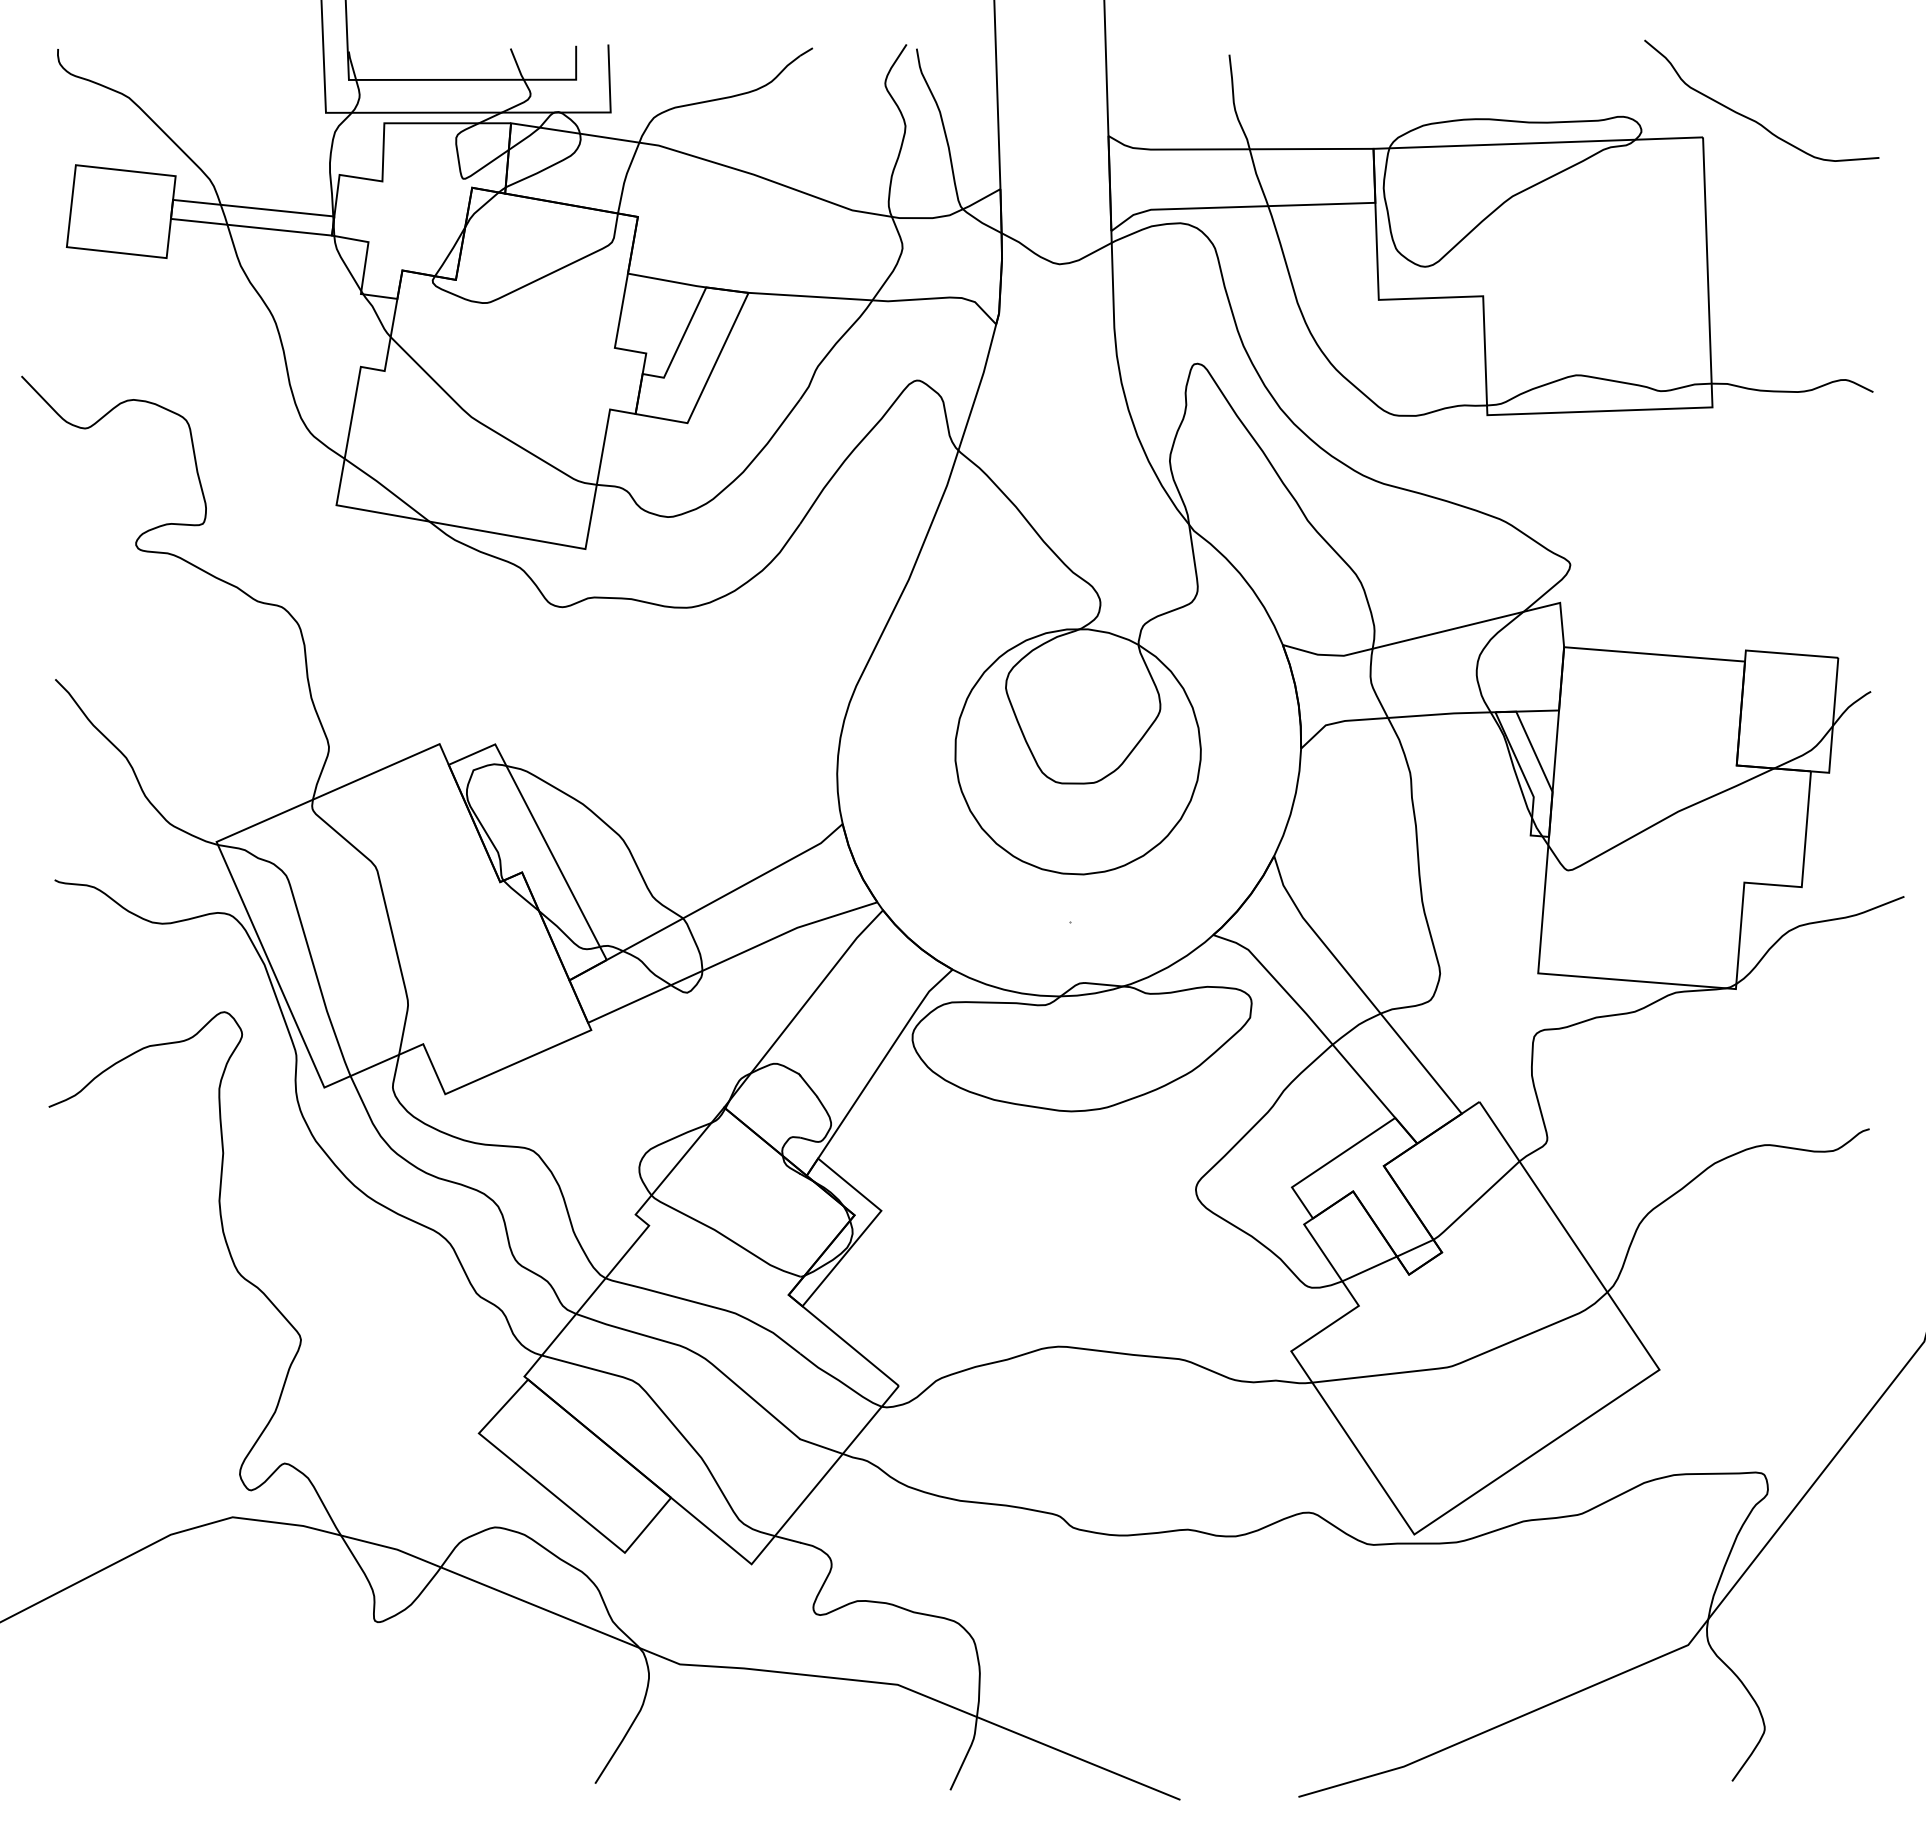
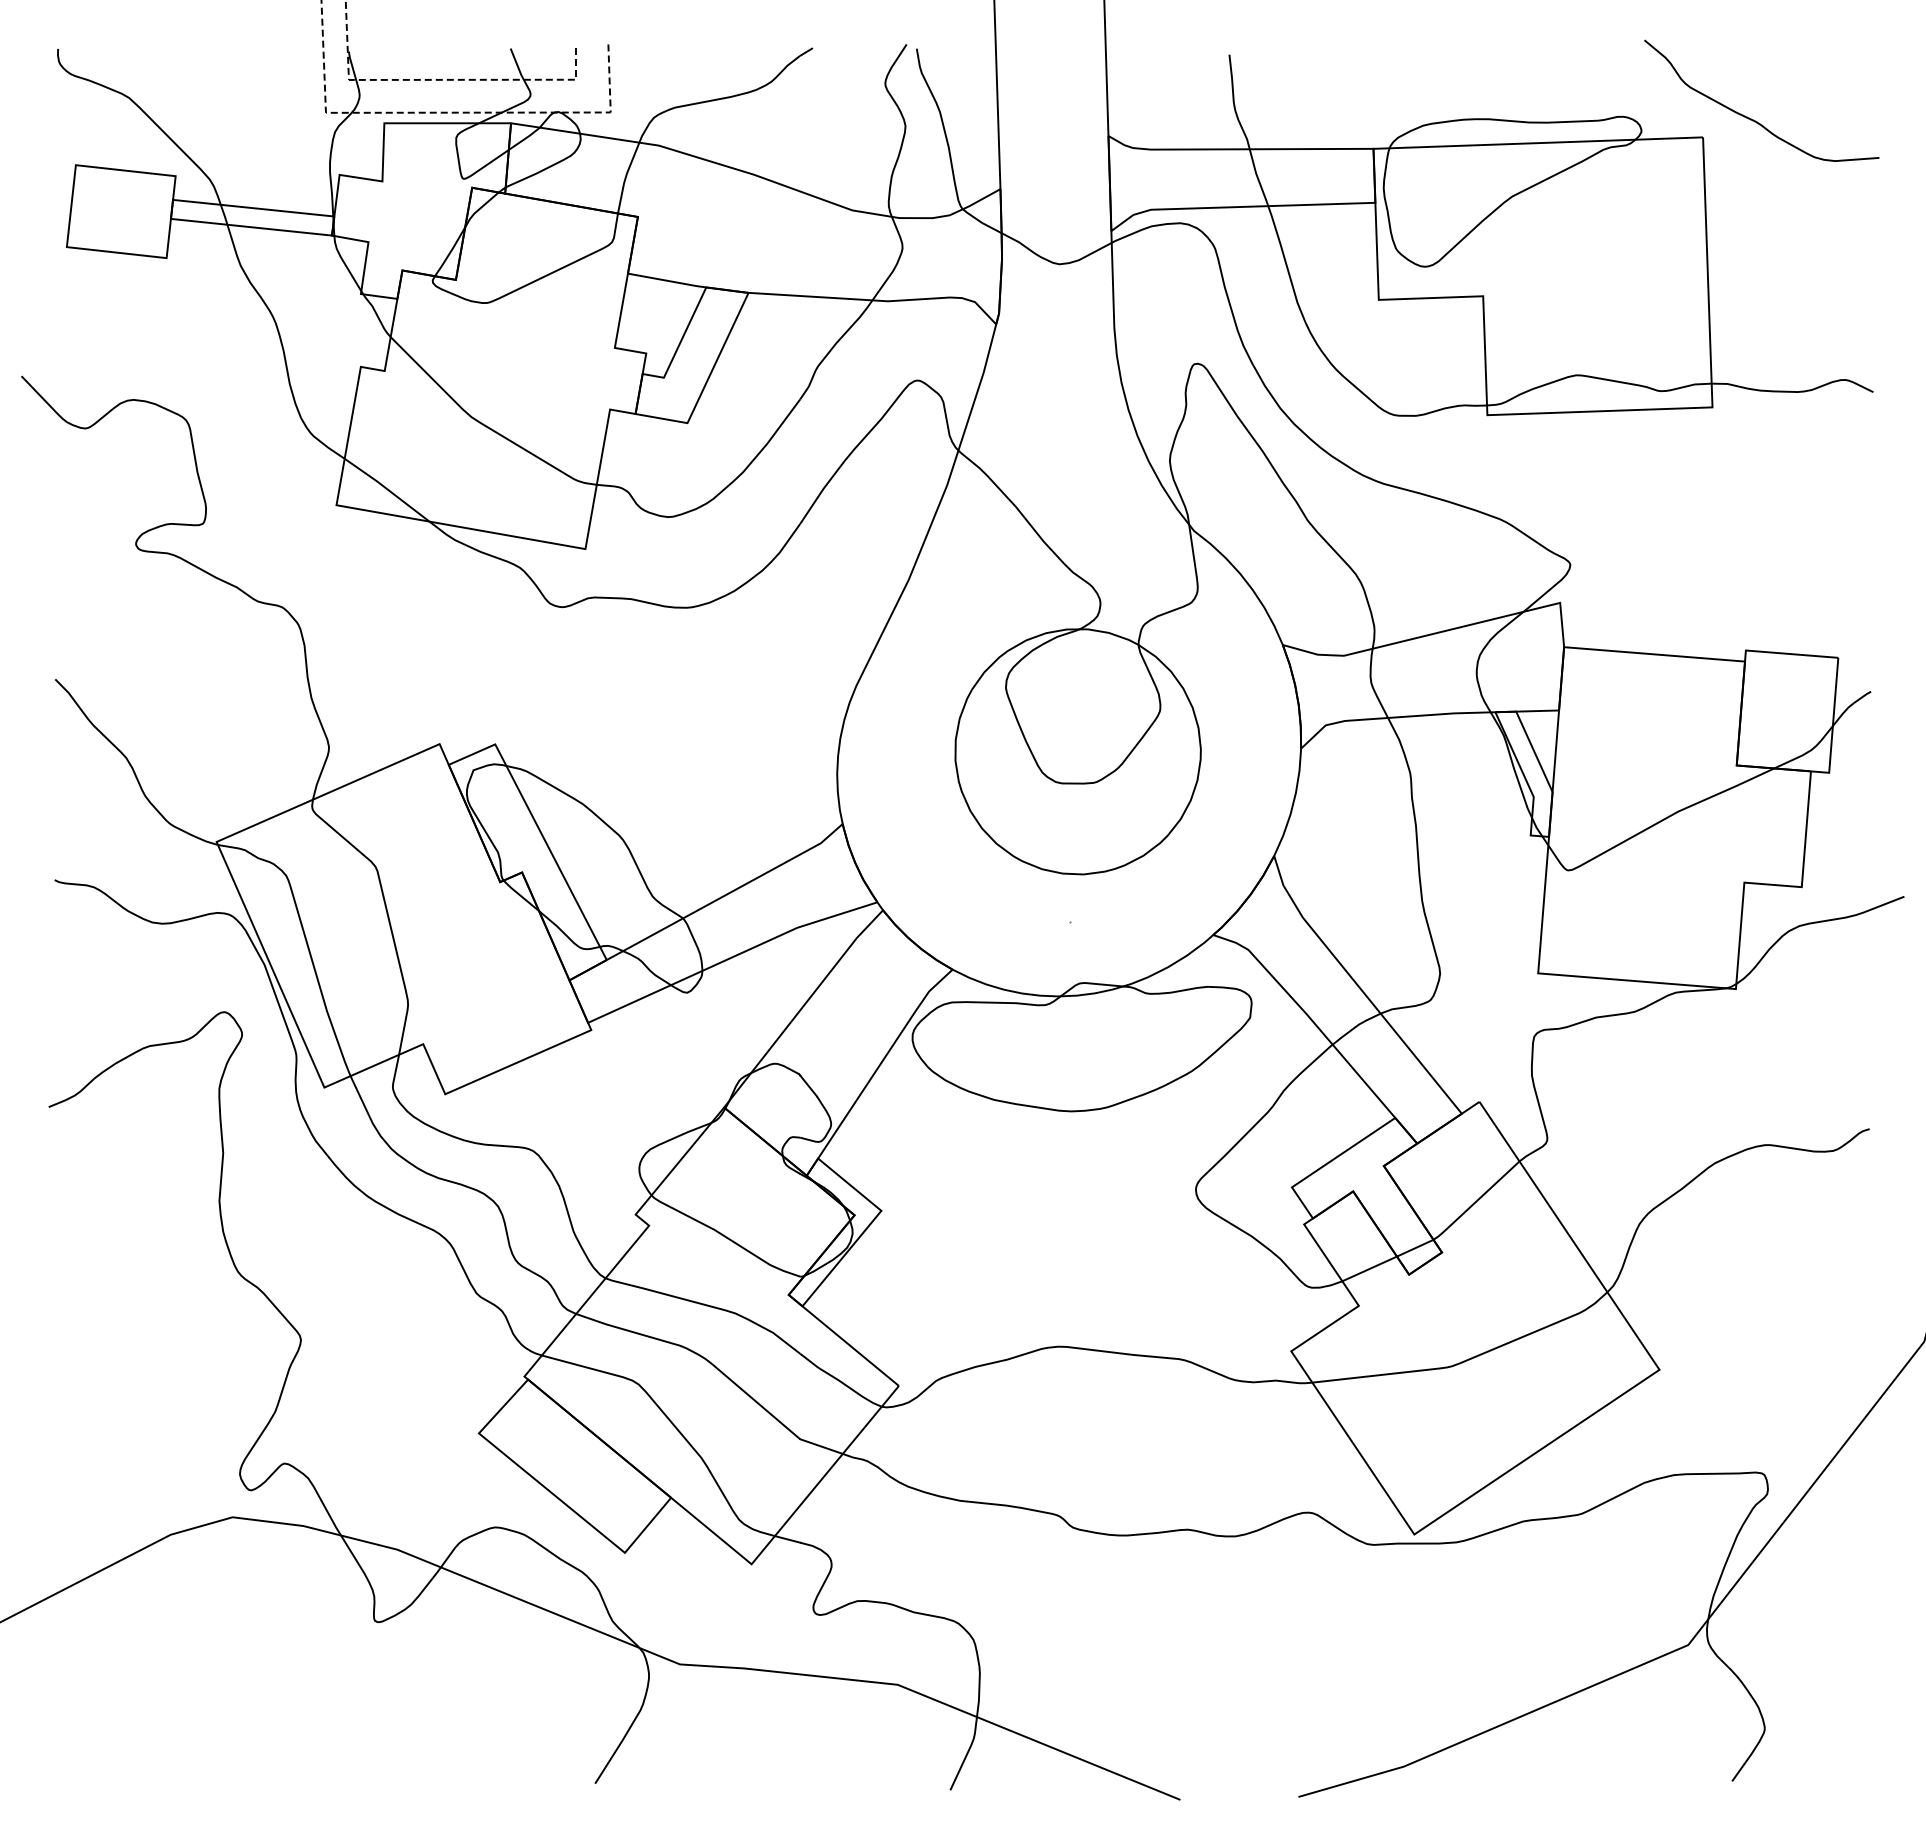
line: solid -> dashed (439, 79)
line: solid -> dashed (446, 112)
